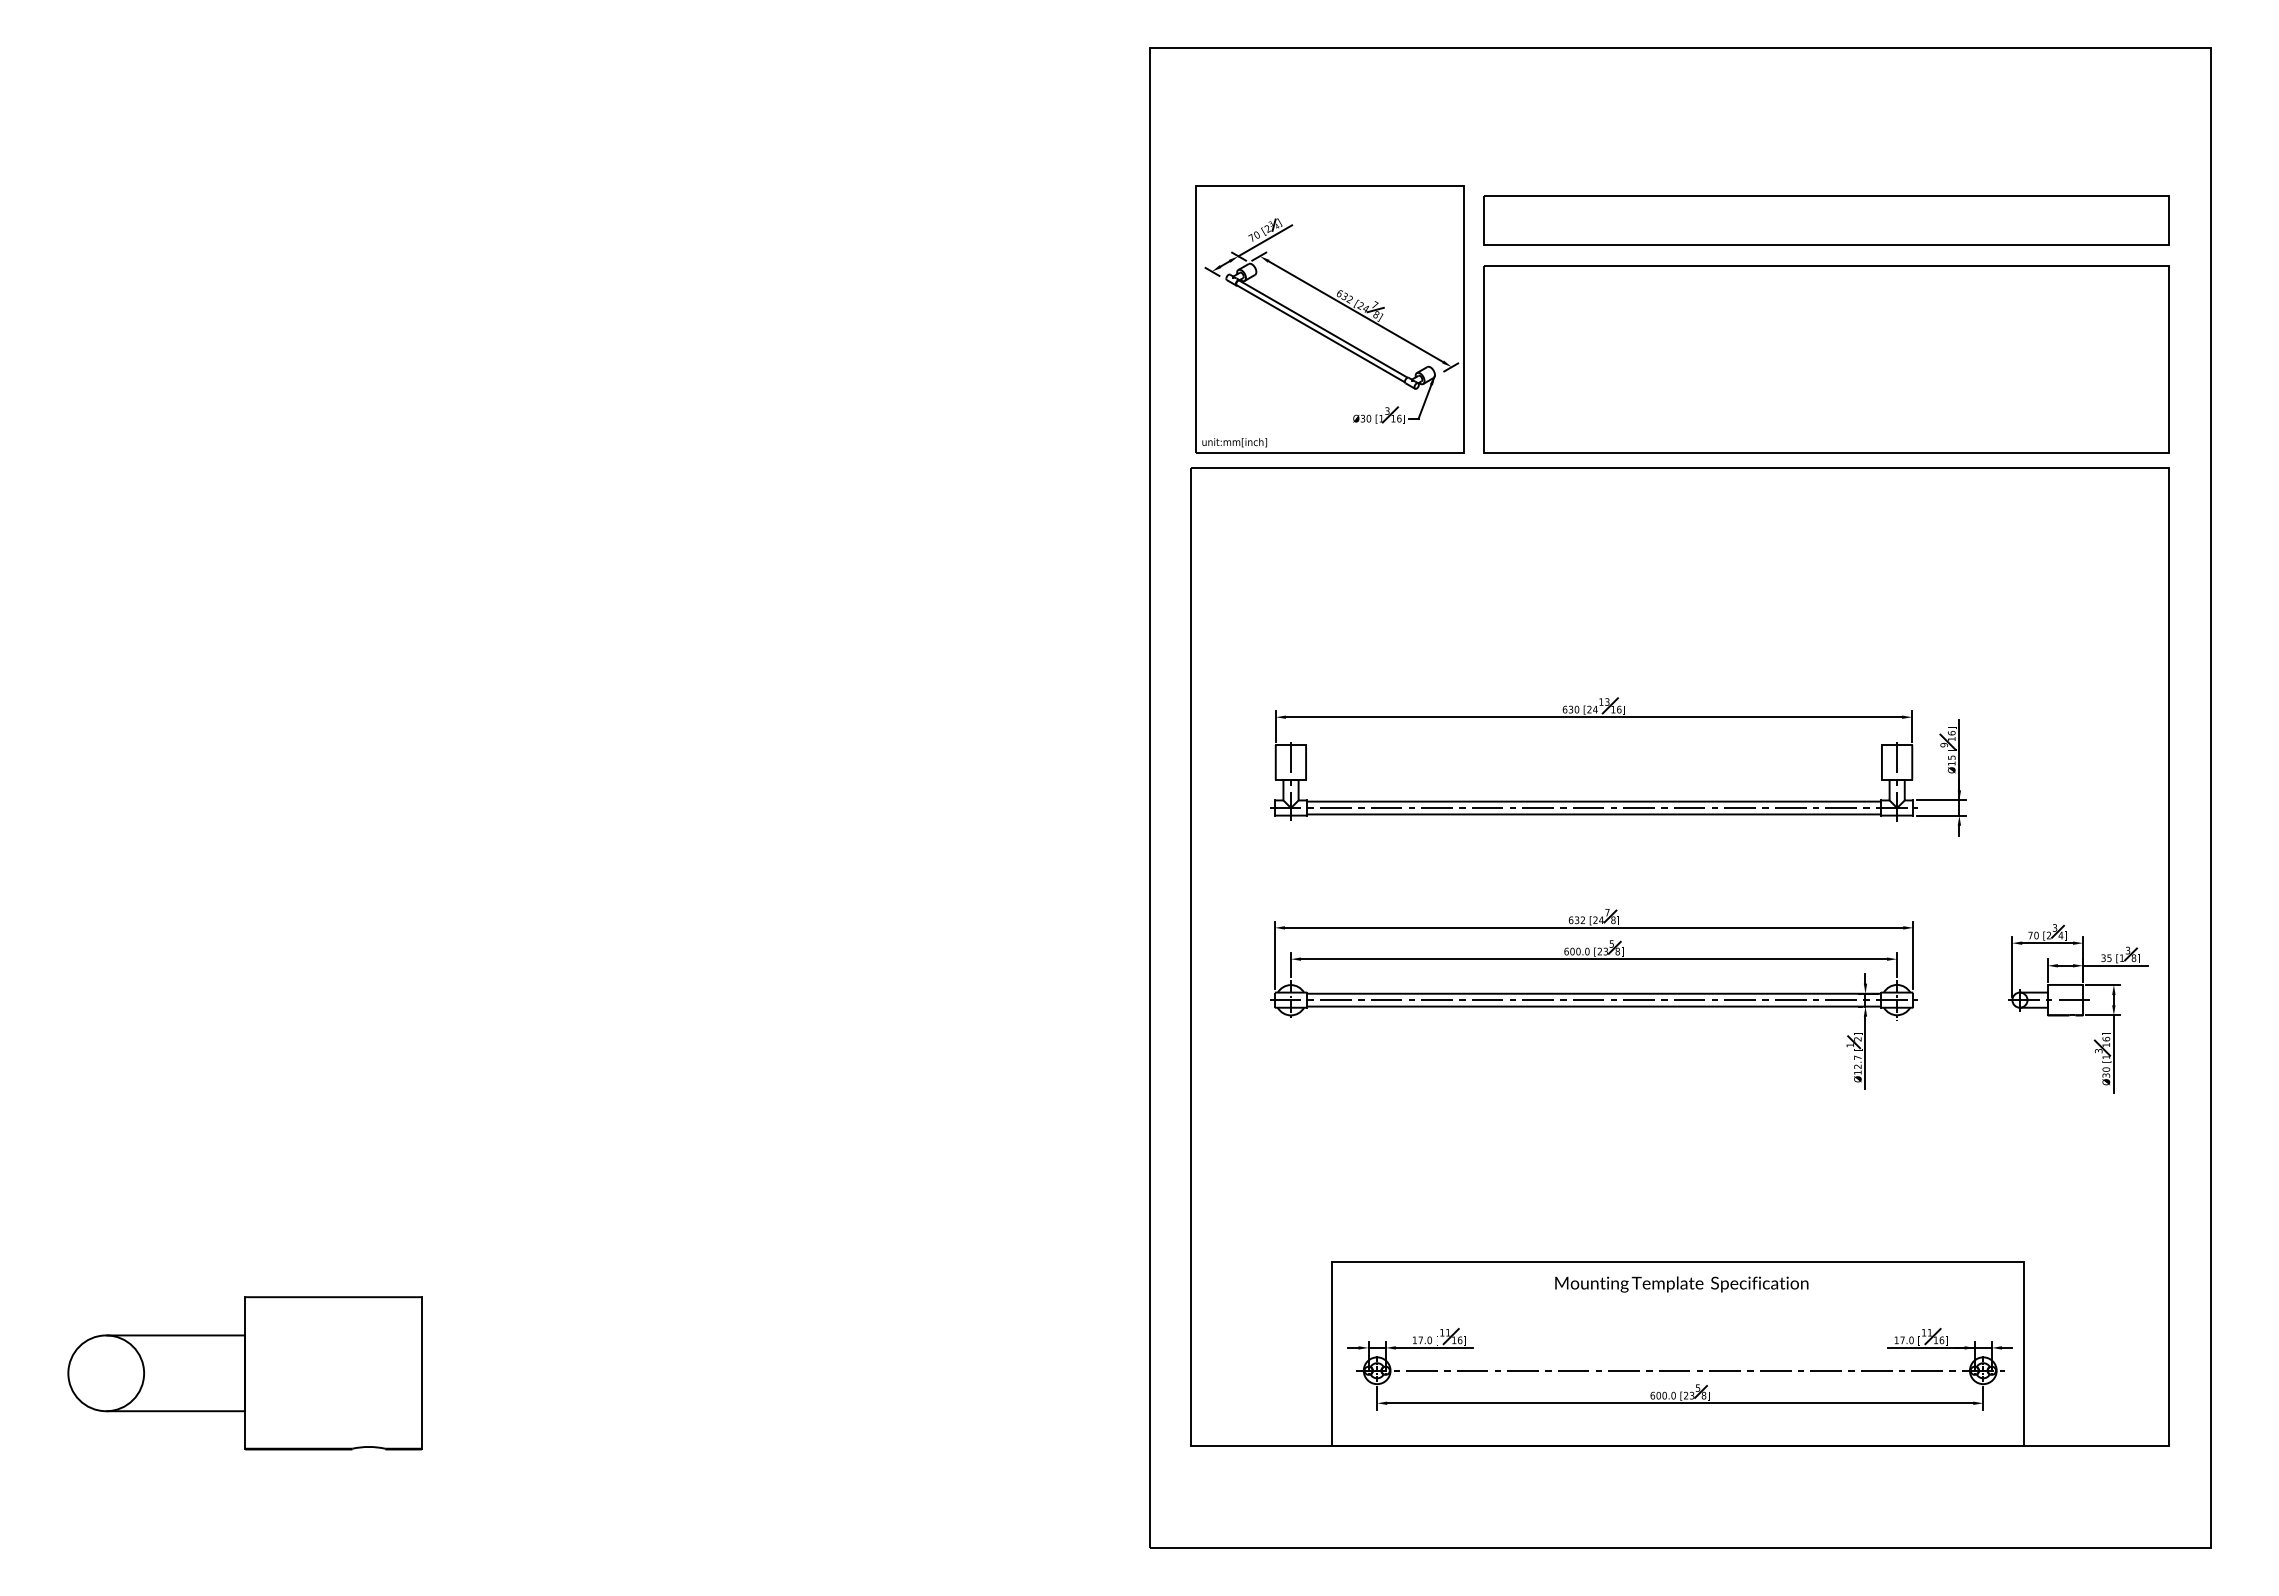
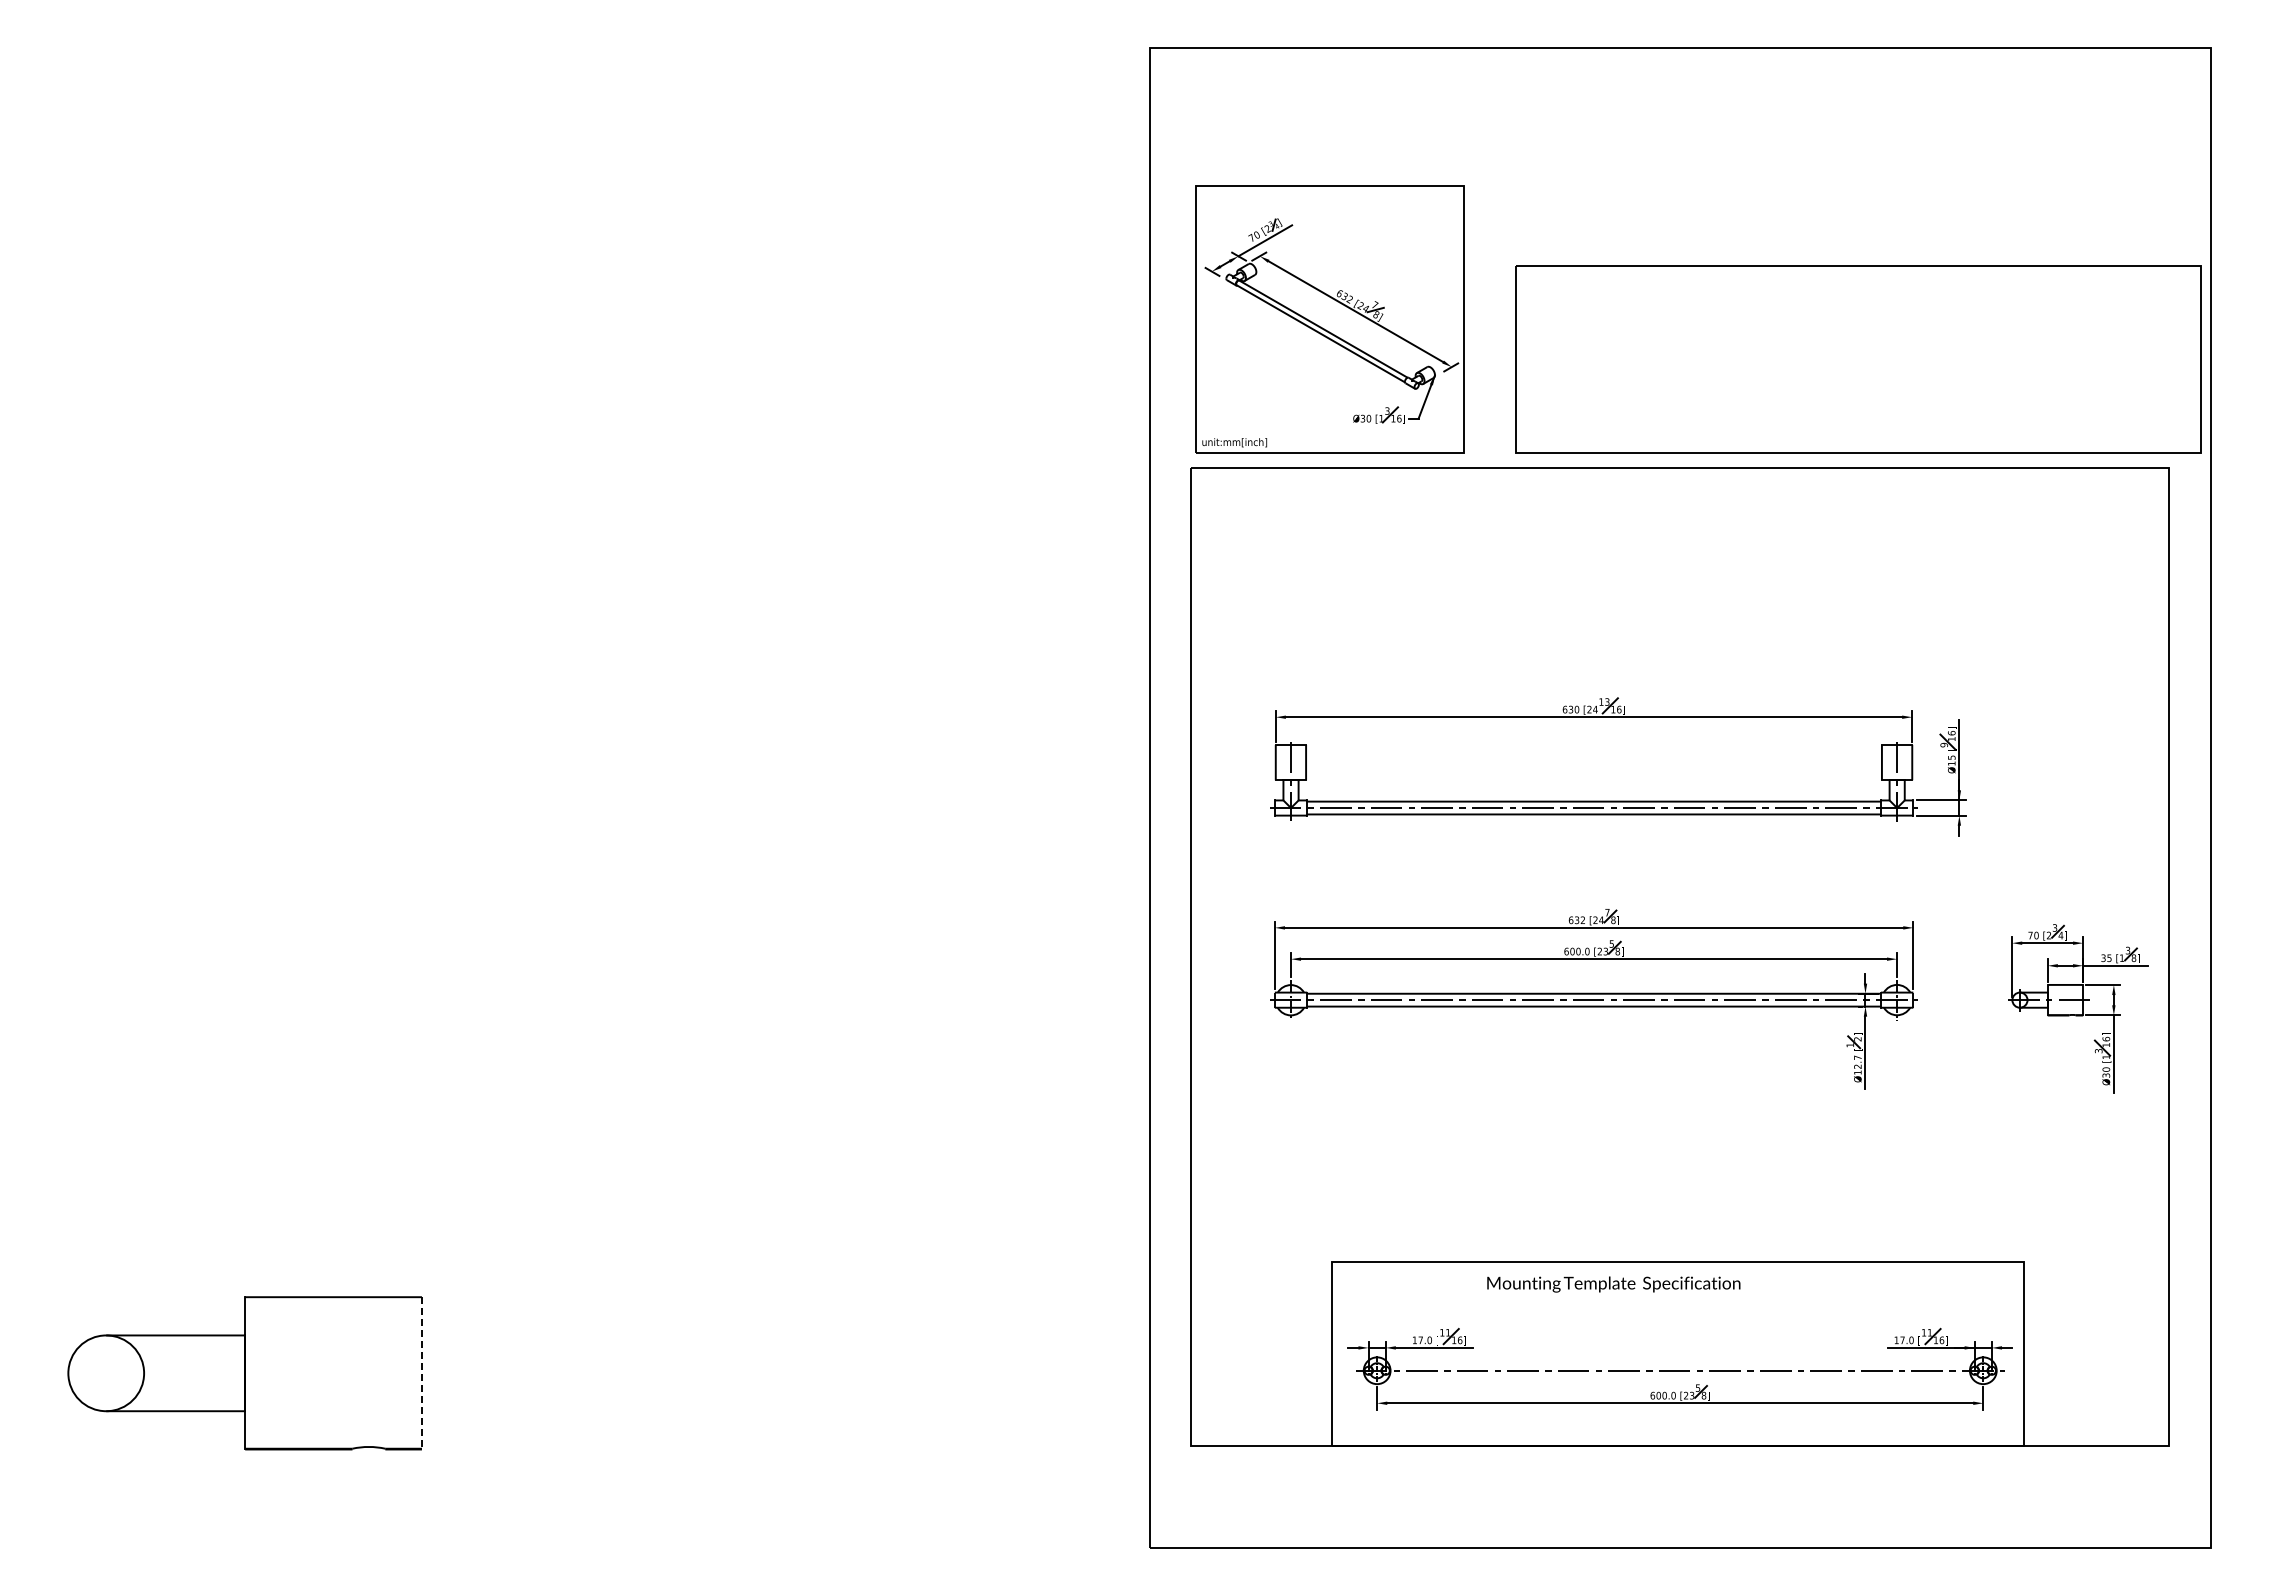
part: present -> none (1826, 220)
part position: (1826, 359) -> (1858, 359) (1858, 359)
text position: (1681, 1284) -> (1613, 1284) (1613, 1284)
line: solid -> dashed (421, 1372)
